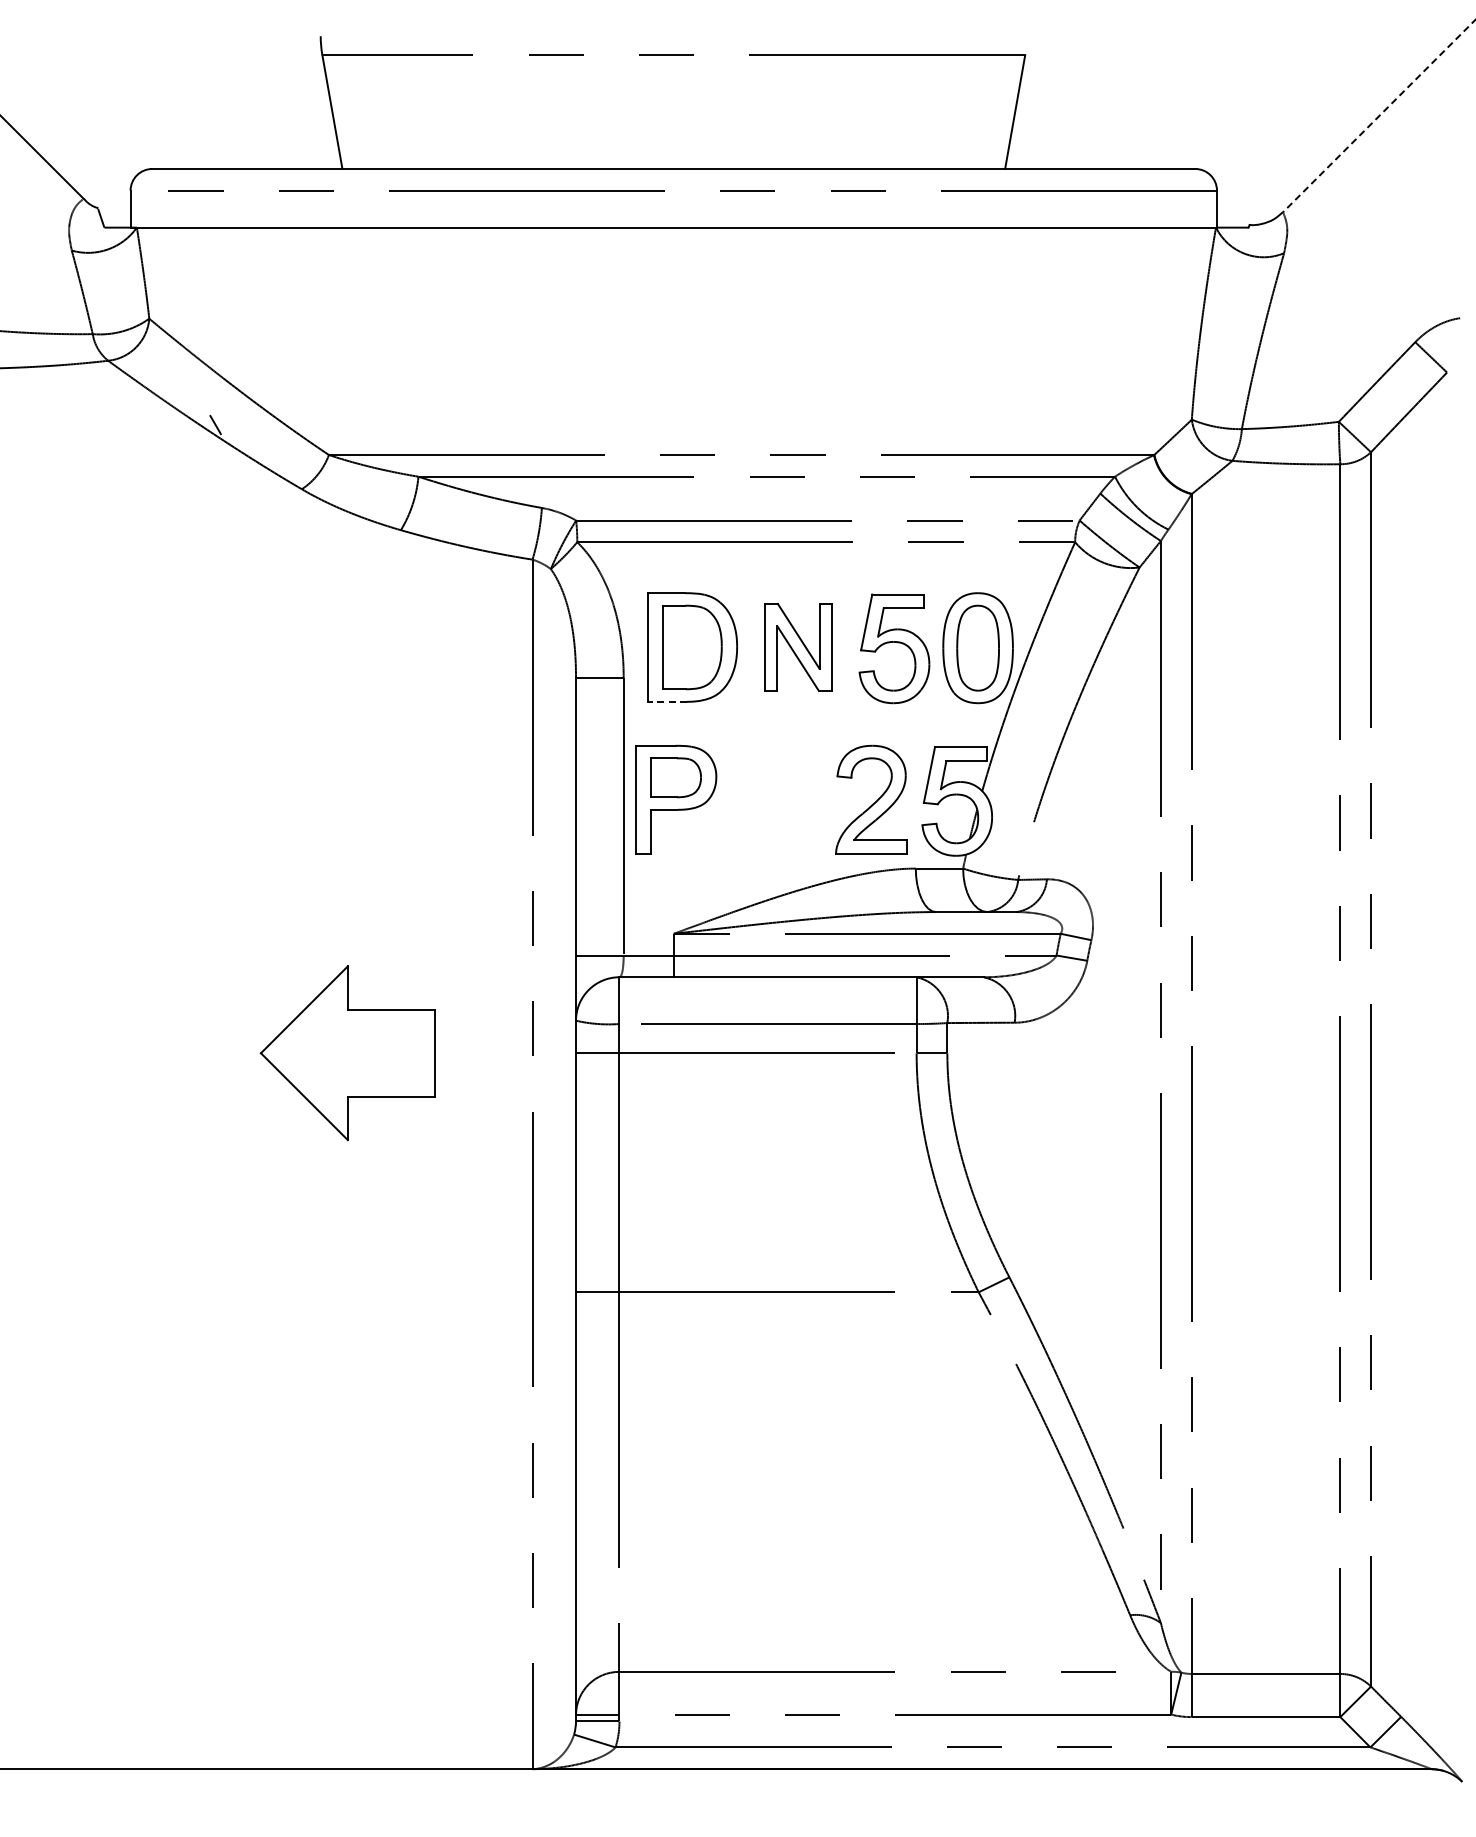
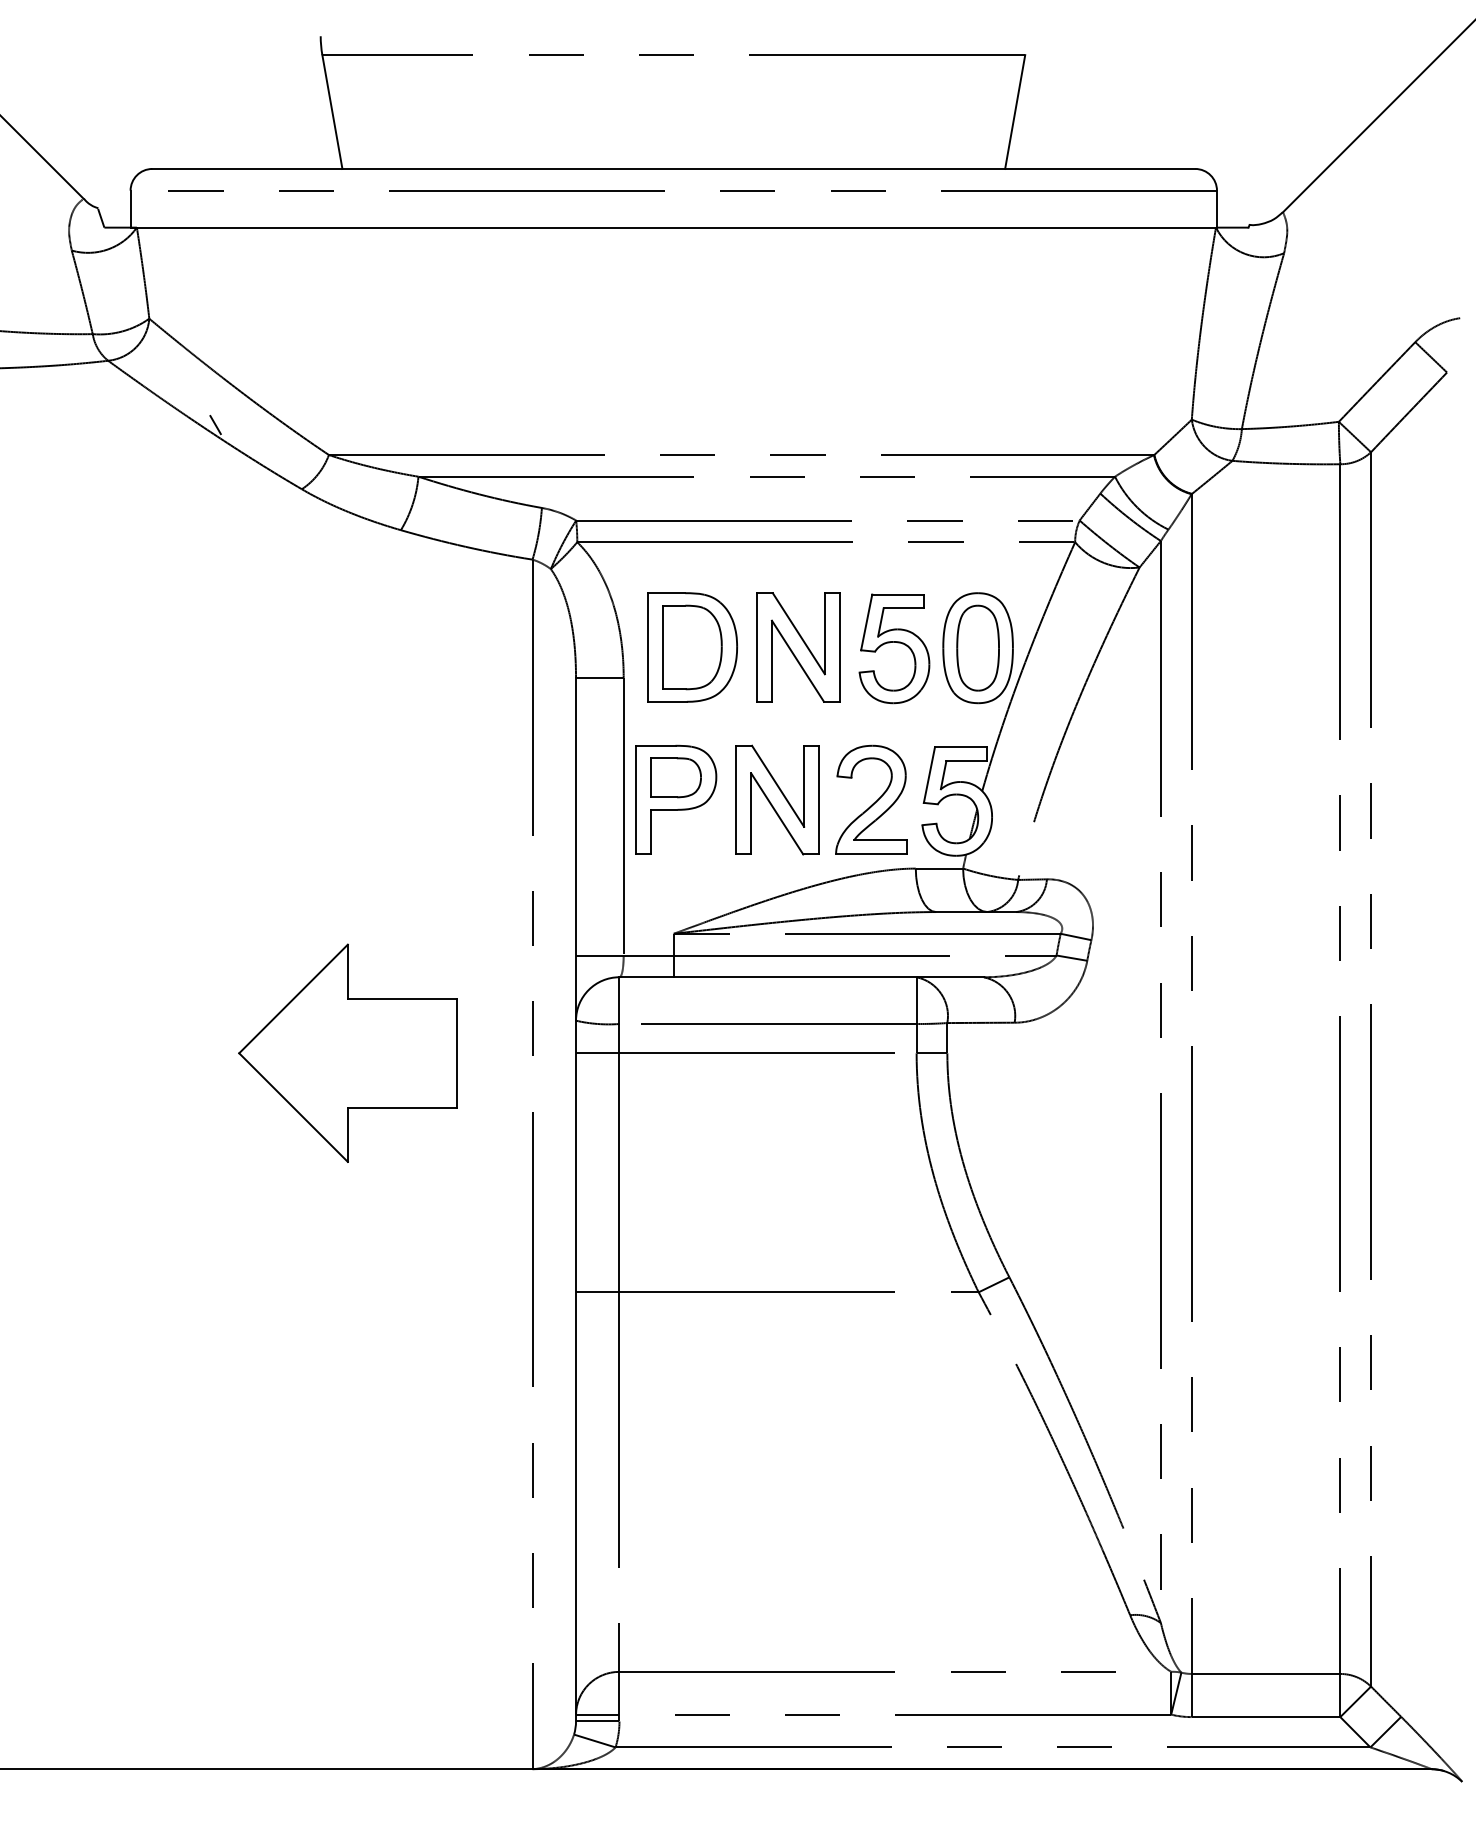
line: dashed -> solid (1379, 116)
part size: 69x89 px -> 85x111 px (798, 647)
line: dashed -> solid (666, 701)
part: none -> present (777, 799)
part size: 177x177 px -> 220x220 px (347, 1052)
